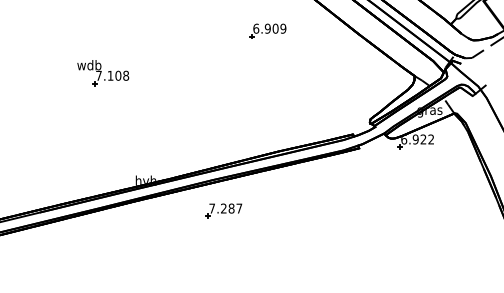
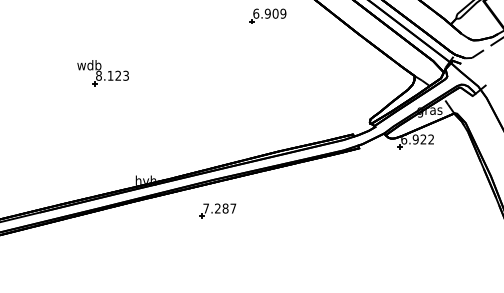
part position: (267, 30) -> (267, 15) (267, 15)
text: 7.108 -> 8.123 (112, 75)
part position: (223, 210) -> (217, 210) (217, 210)
